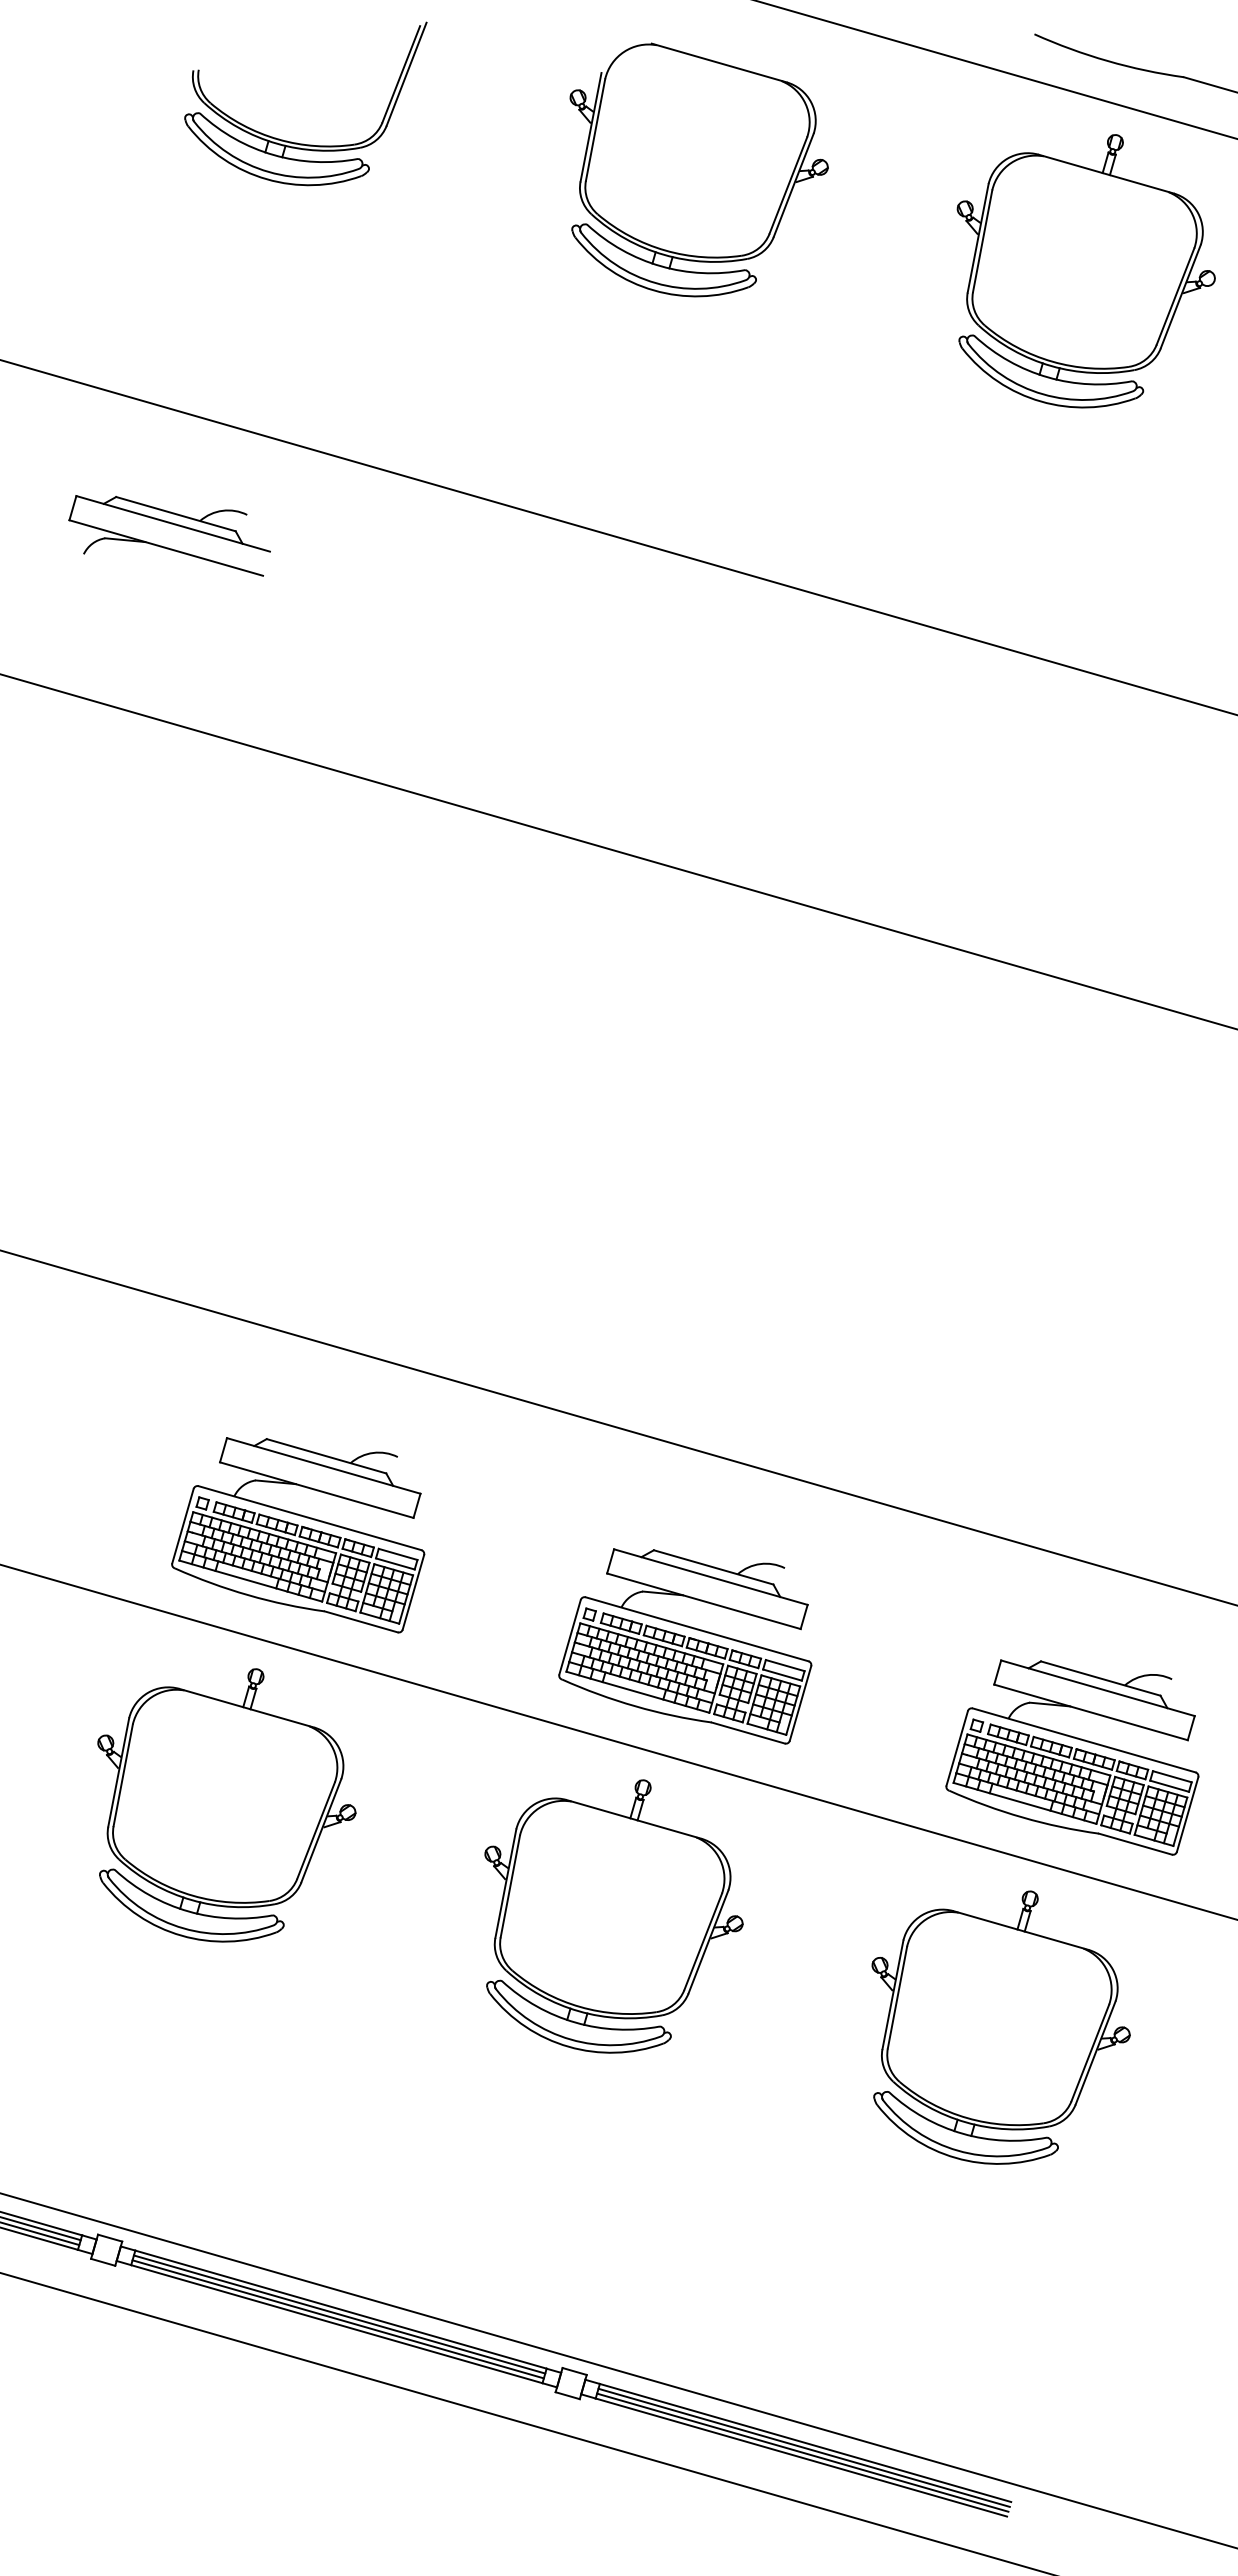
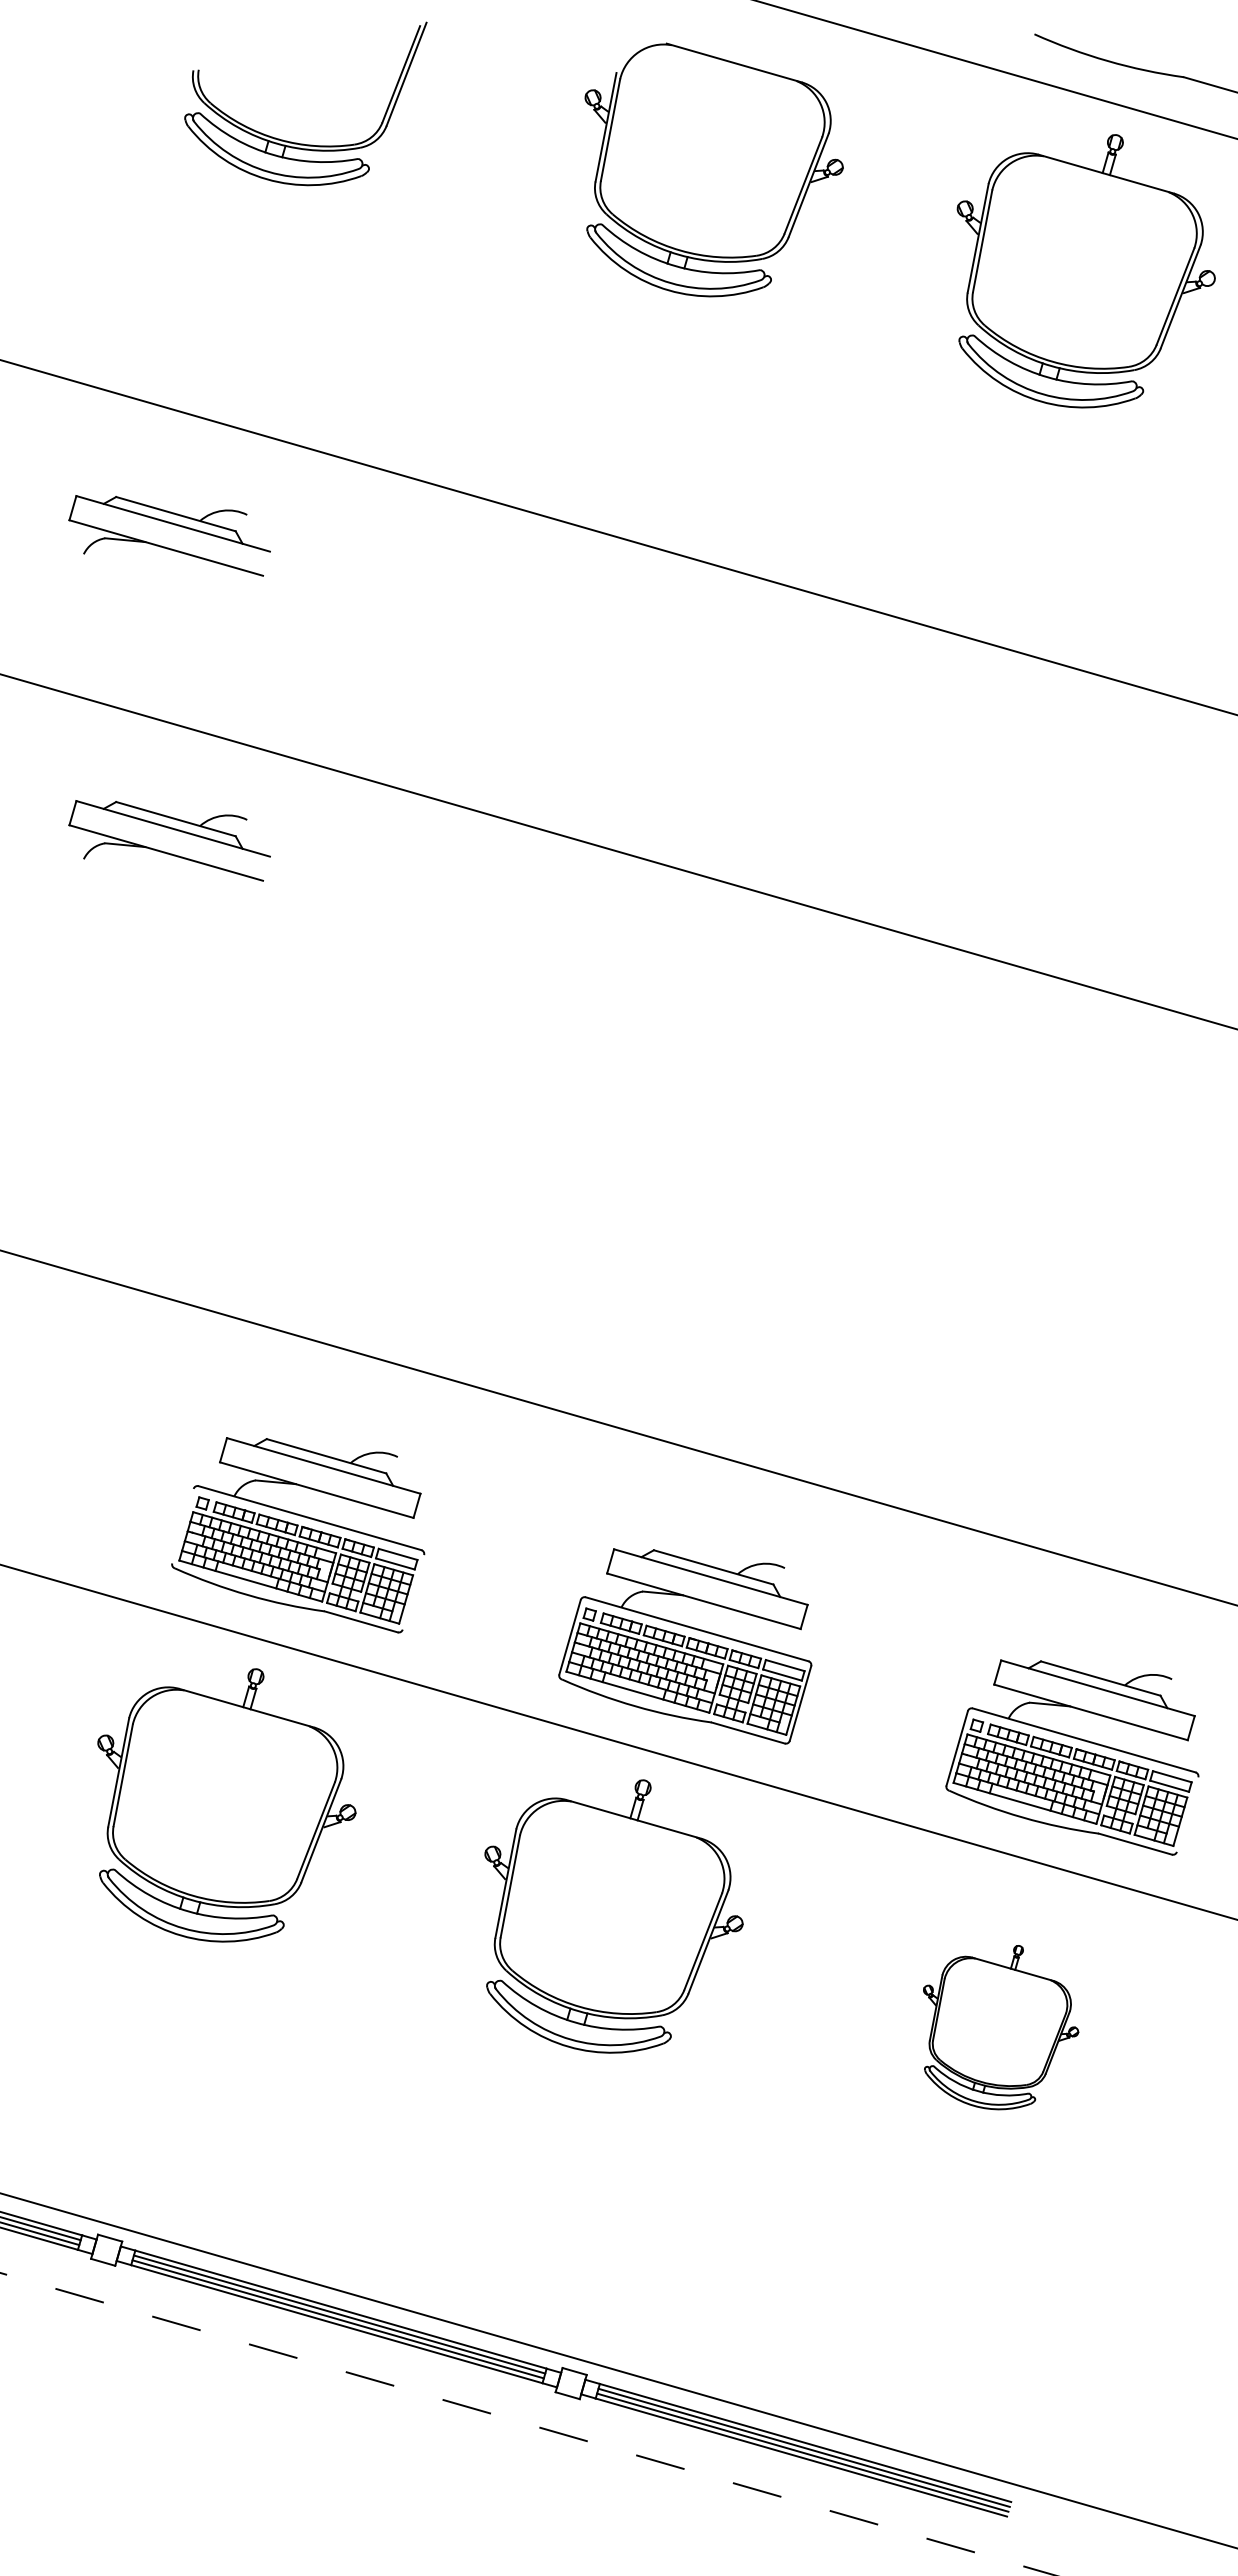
part position: (698, 169) -> (713, 169) (713, 169)
part: none -> present (171, 829)
line: present -> none (182, 1525)
line: present -> none (413, 1592)
line: present -> none (1187, 1814)
part size: 260x275 px -> 157x166 px (1001, 2027)
line: solid -> dashed (528, 2424)
